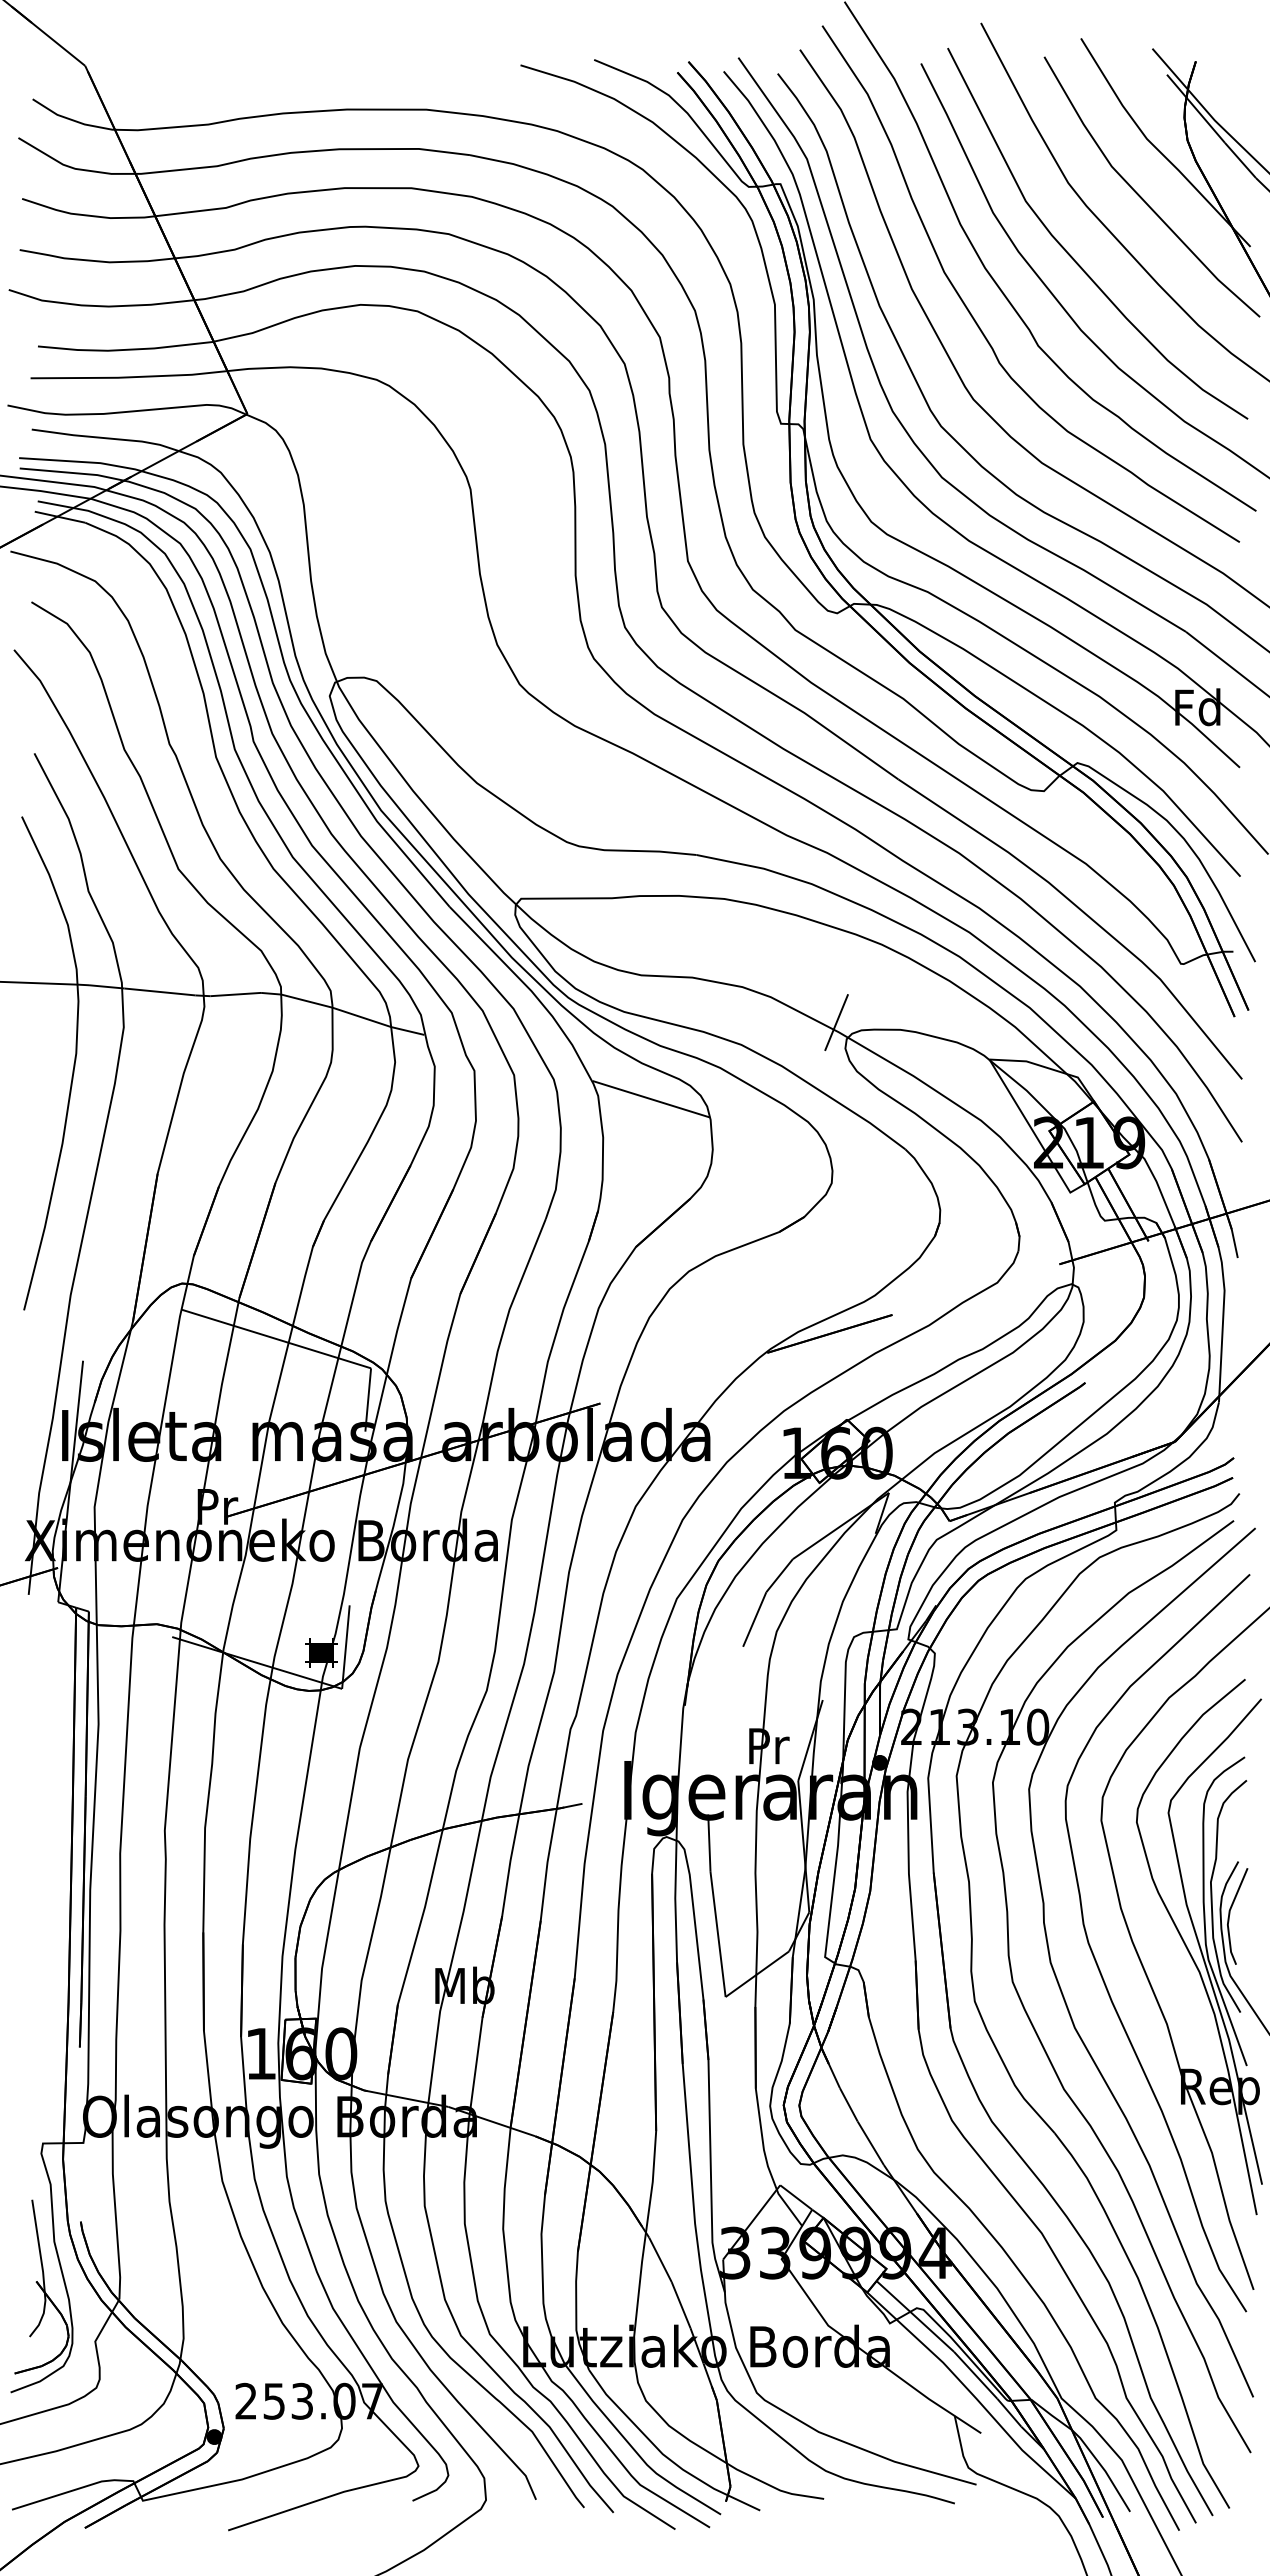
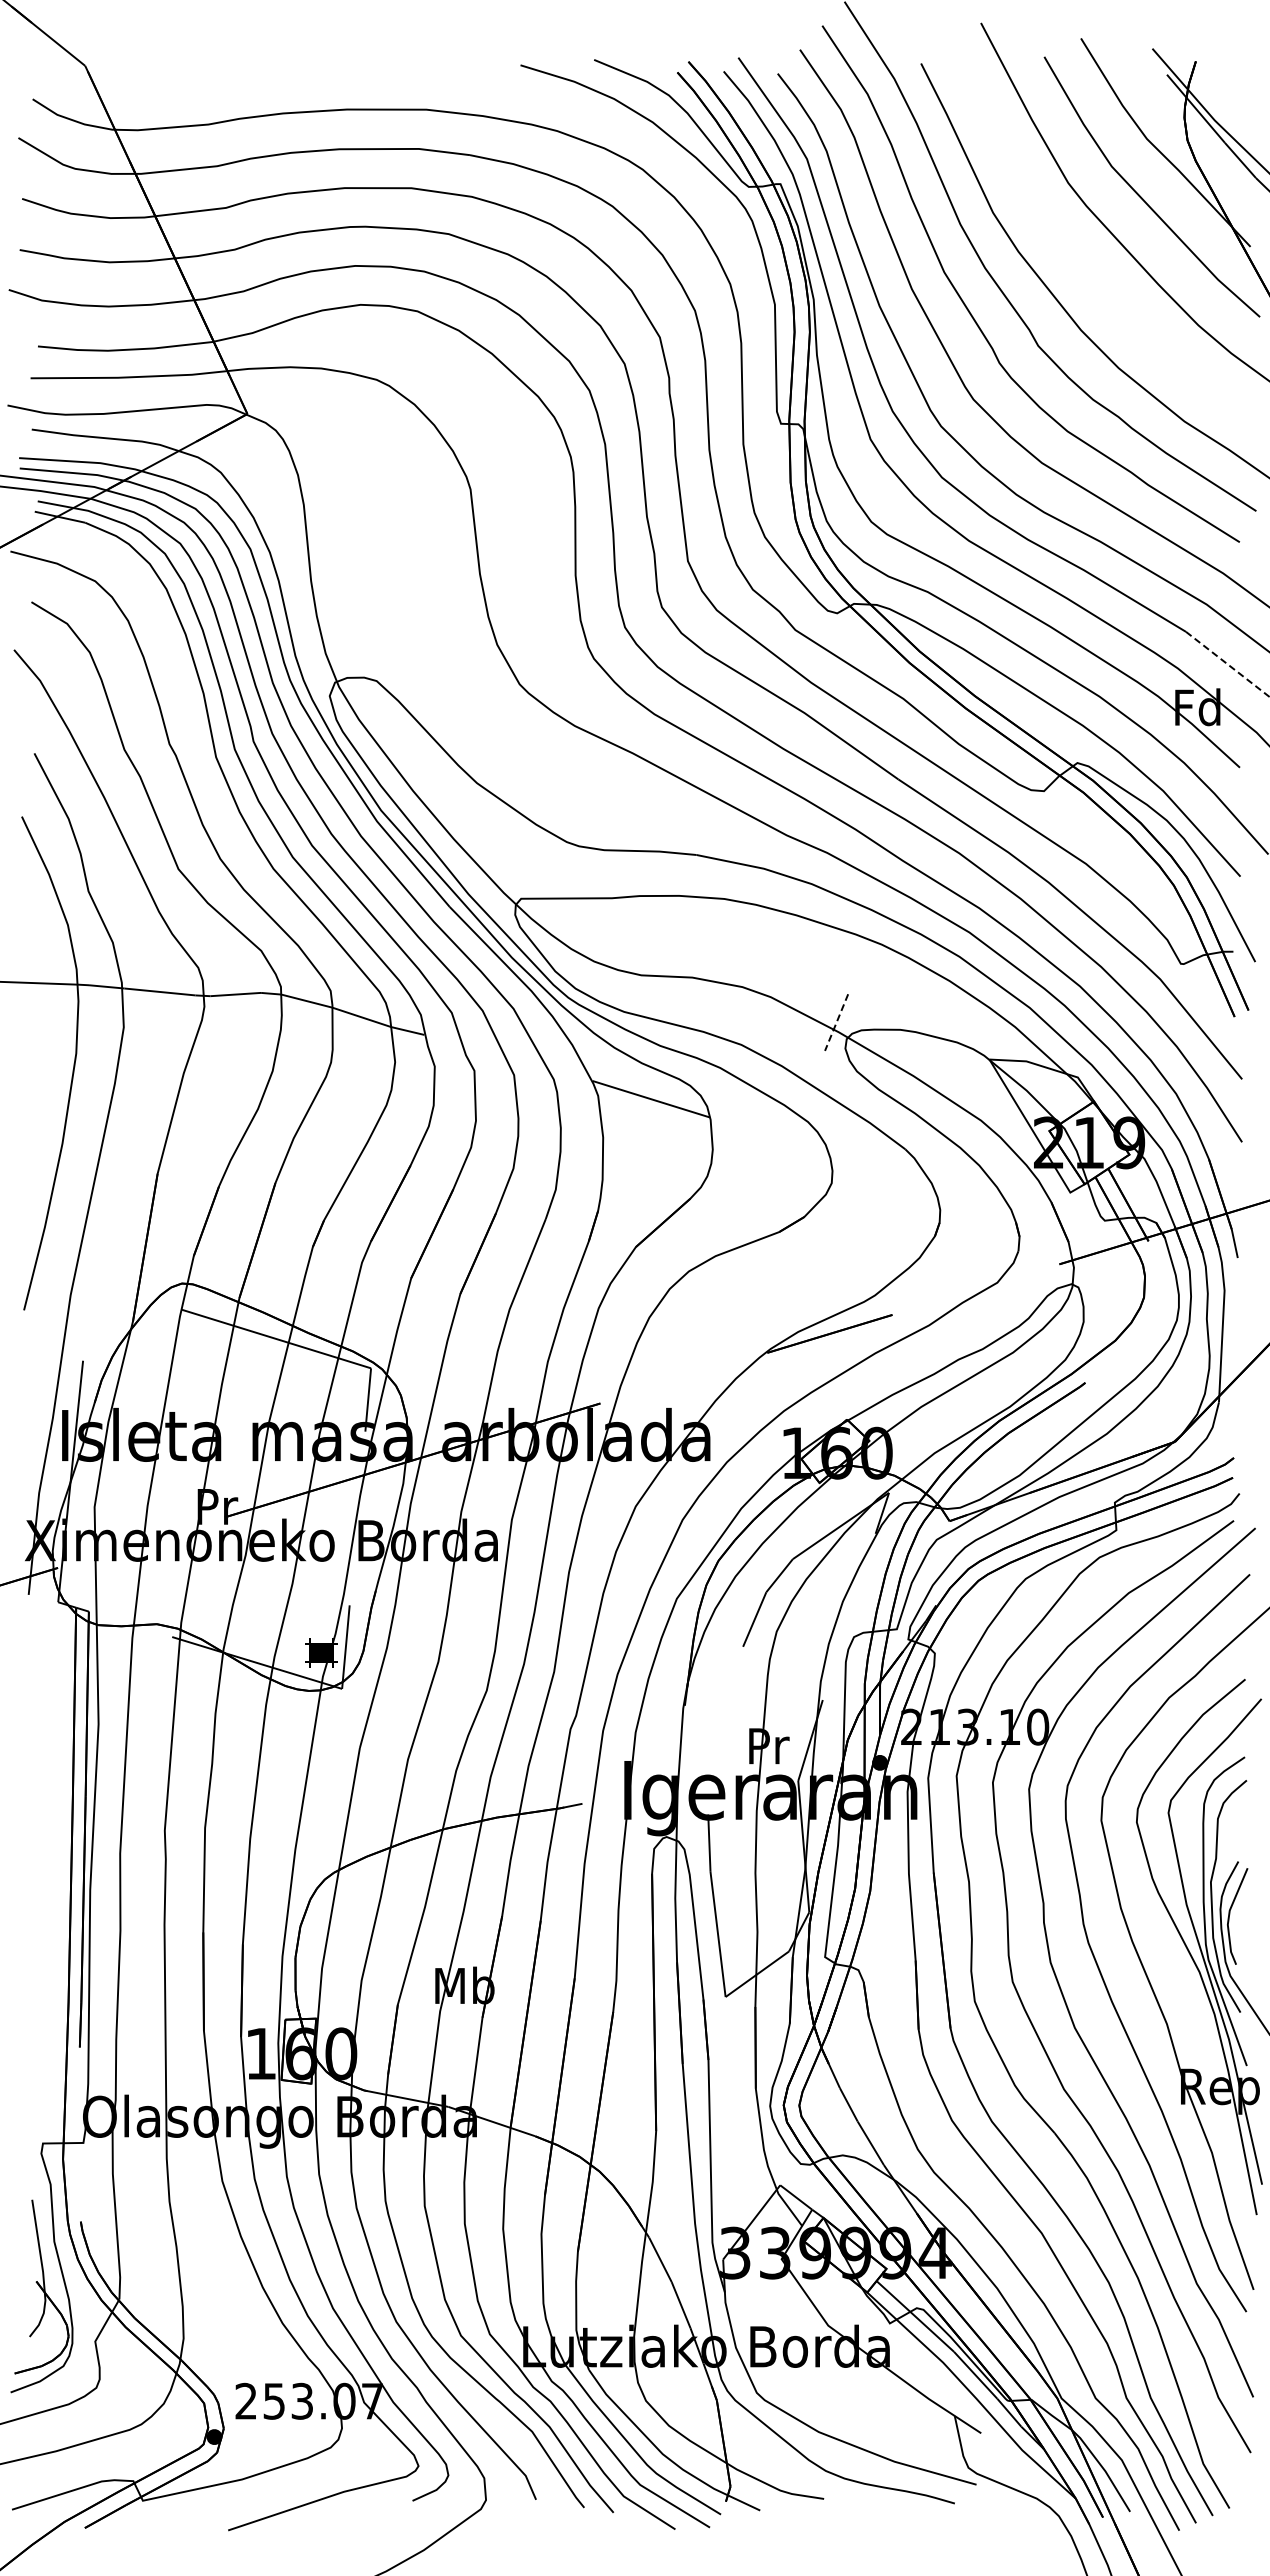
curve: present -> none (1073, 257)
line: solid -> dashed (1227, 664)
line: solid -> dashed (836, 1022)
